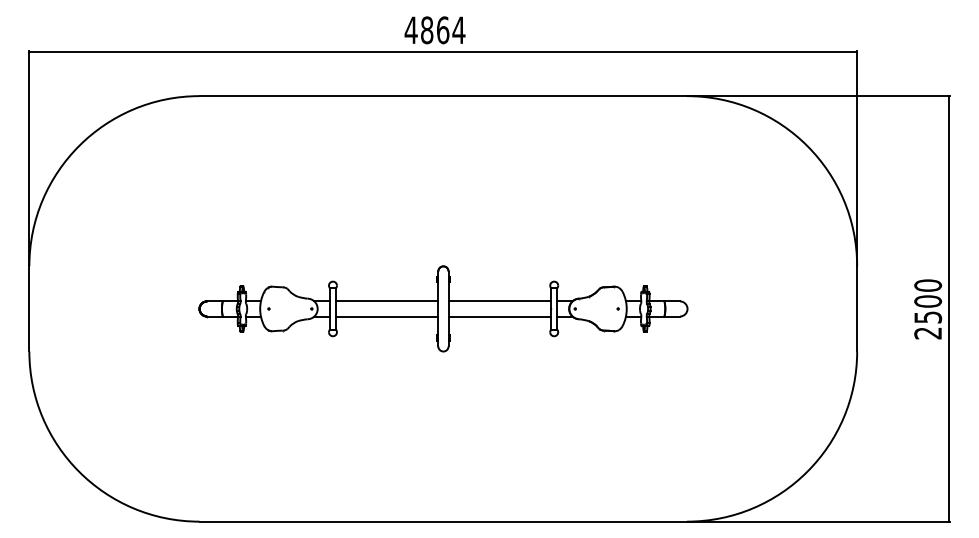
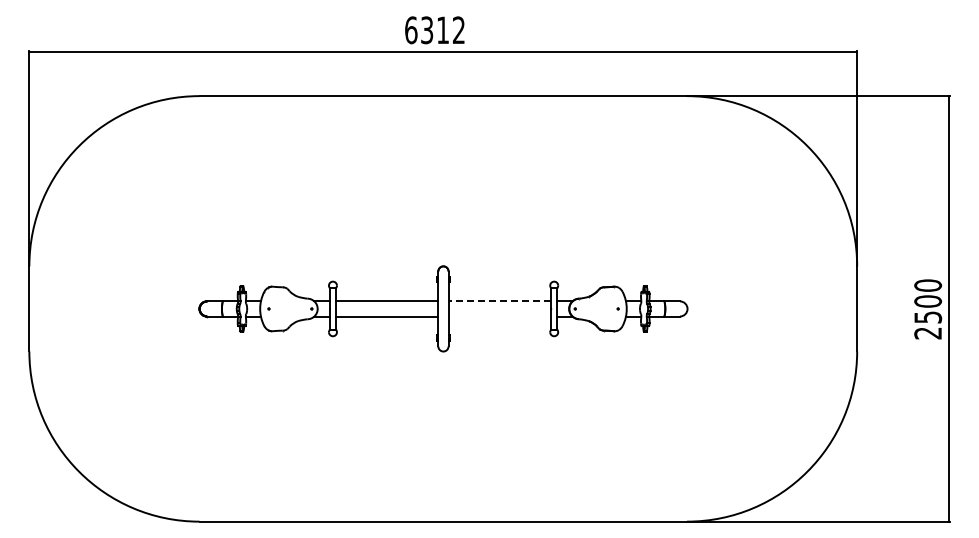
text: 4864 -> 6312 (434, 30)
line: solid -> dashed (499, 301)
line: present -> none (499, 316)
